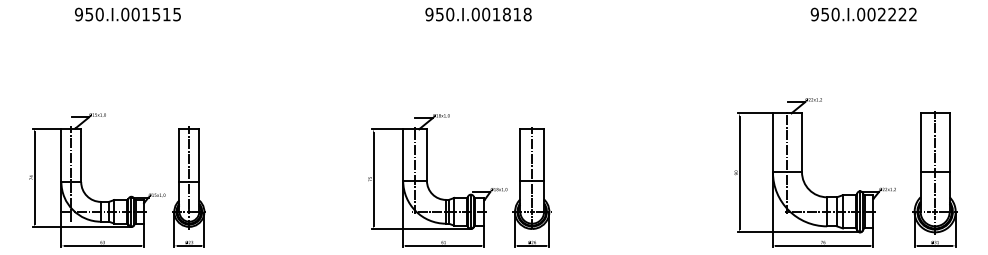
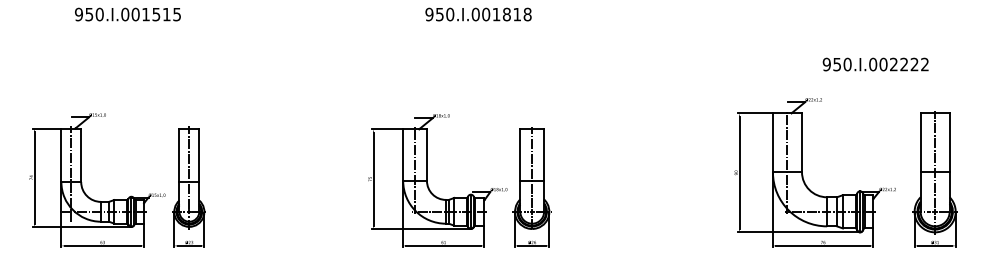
text position: (863, 14) -> (875, 64) (875, 64)
